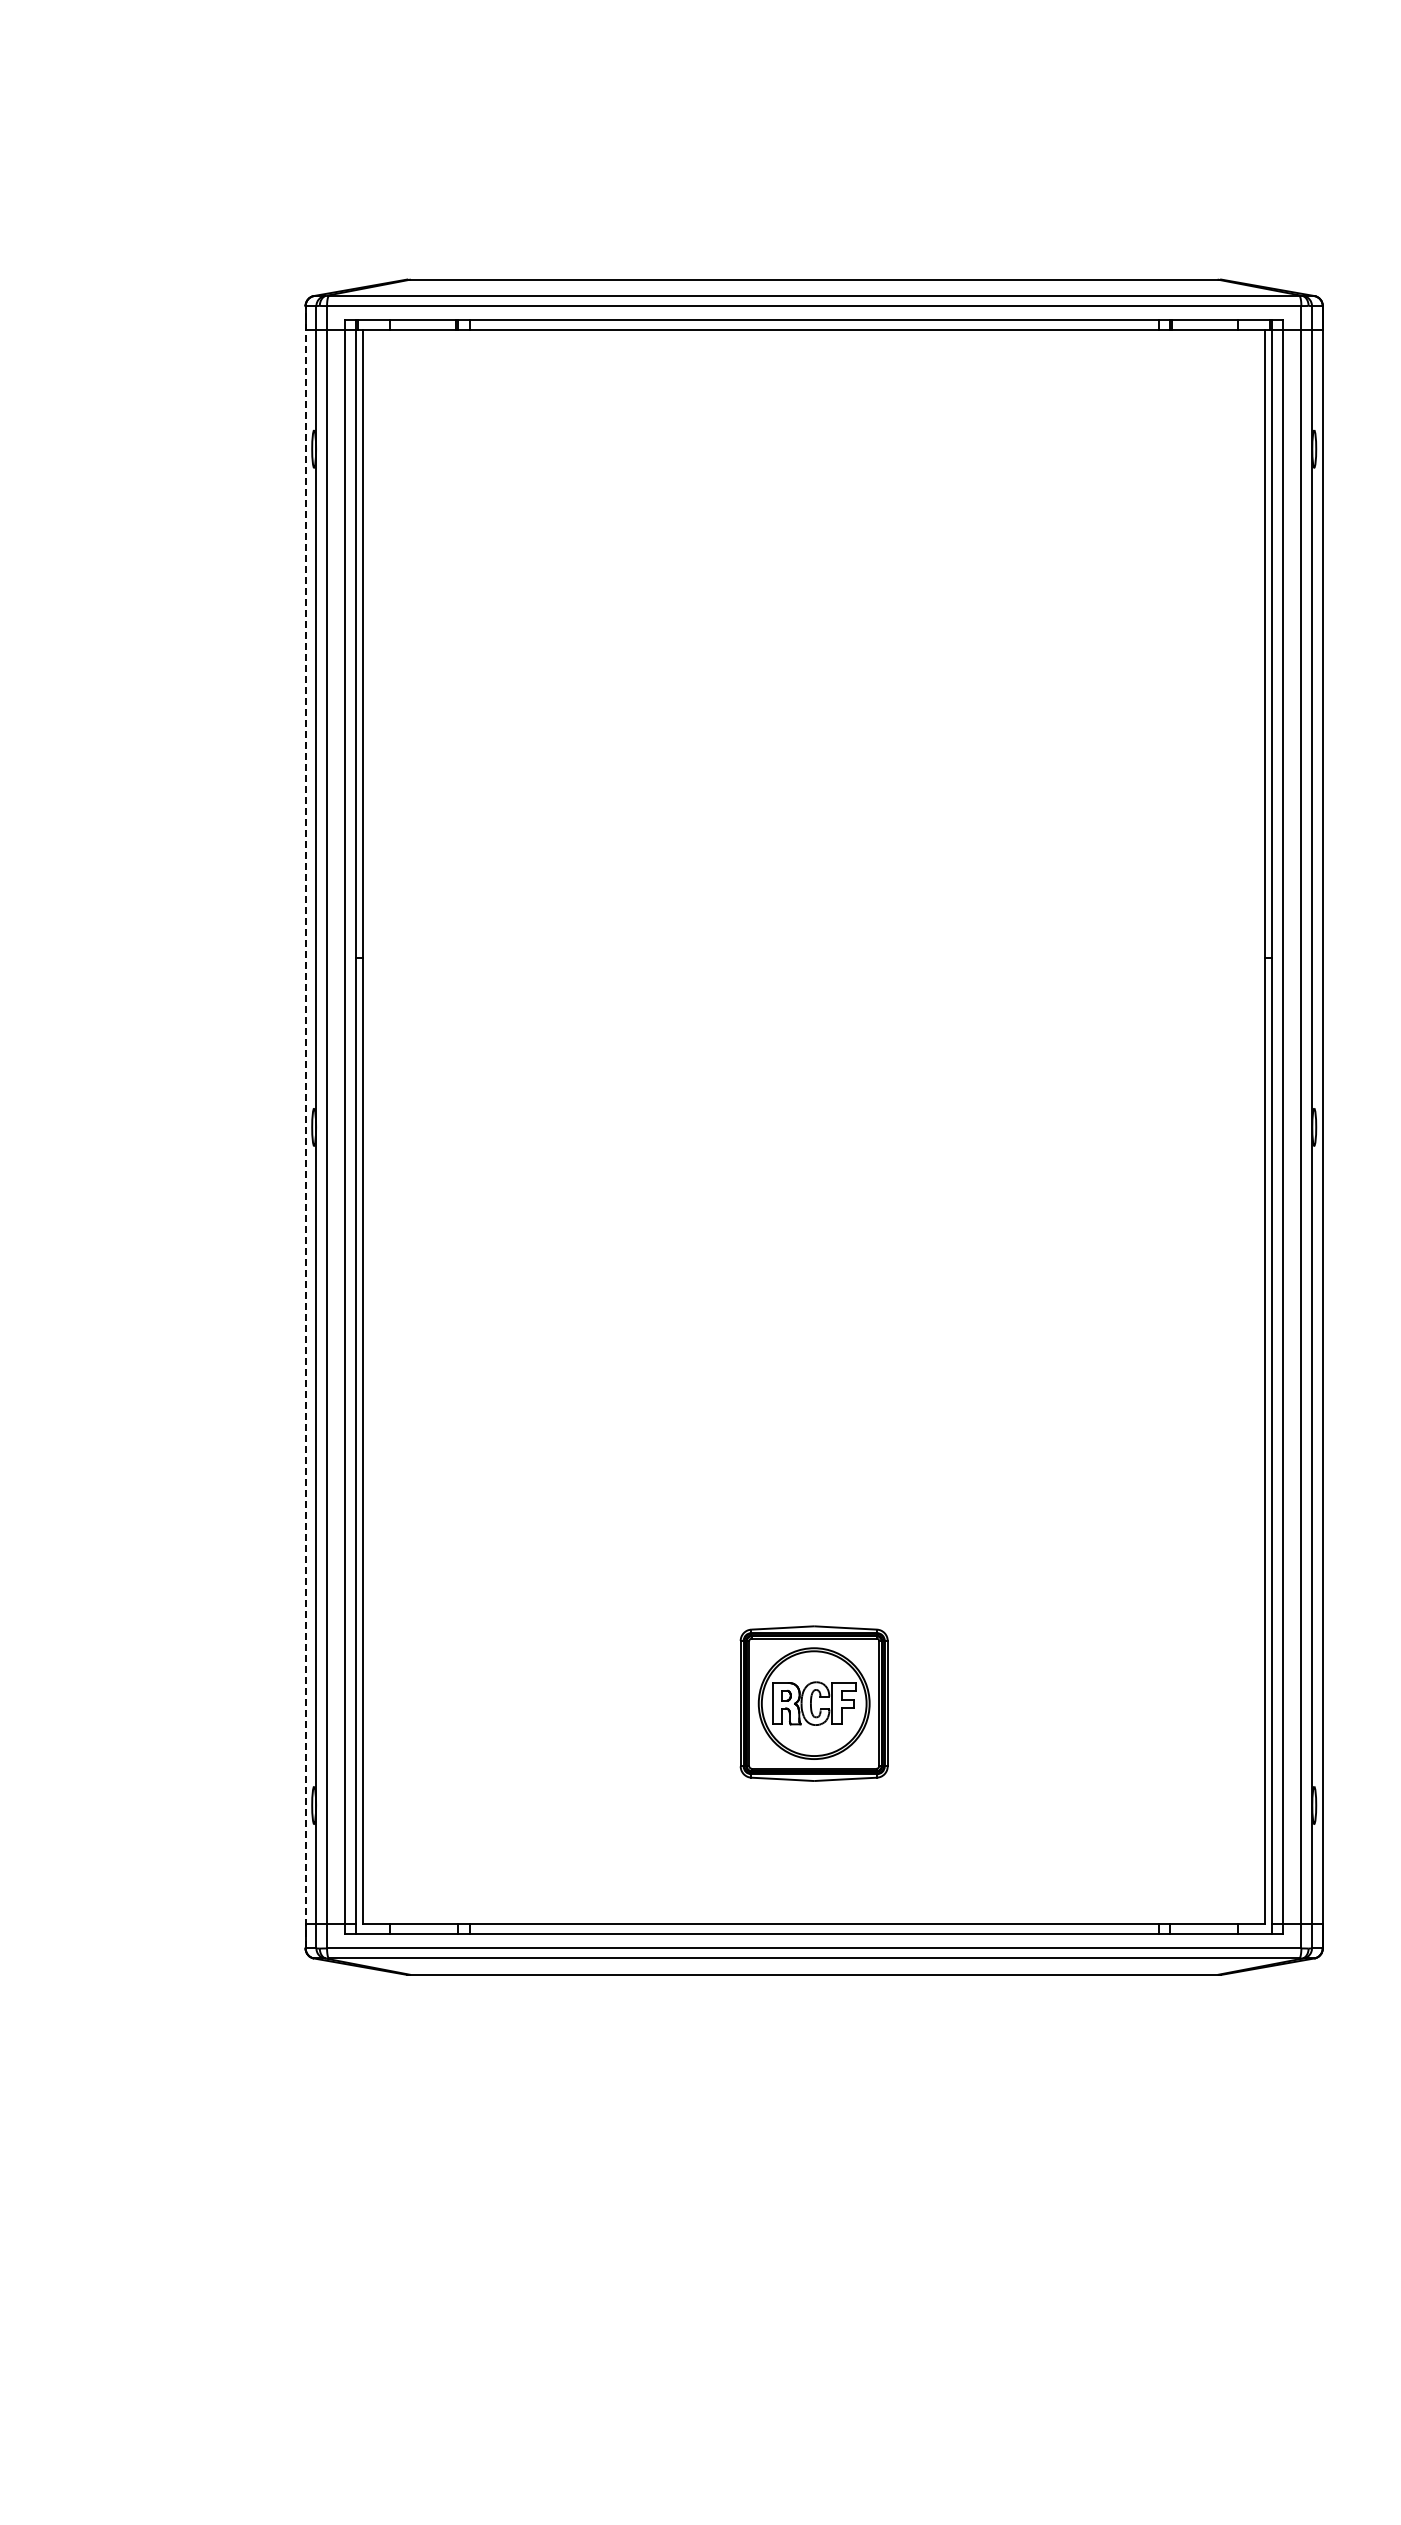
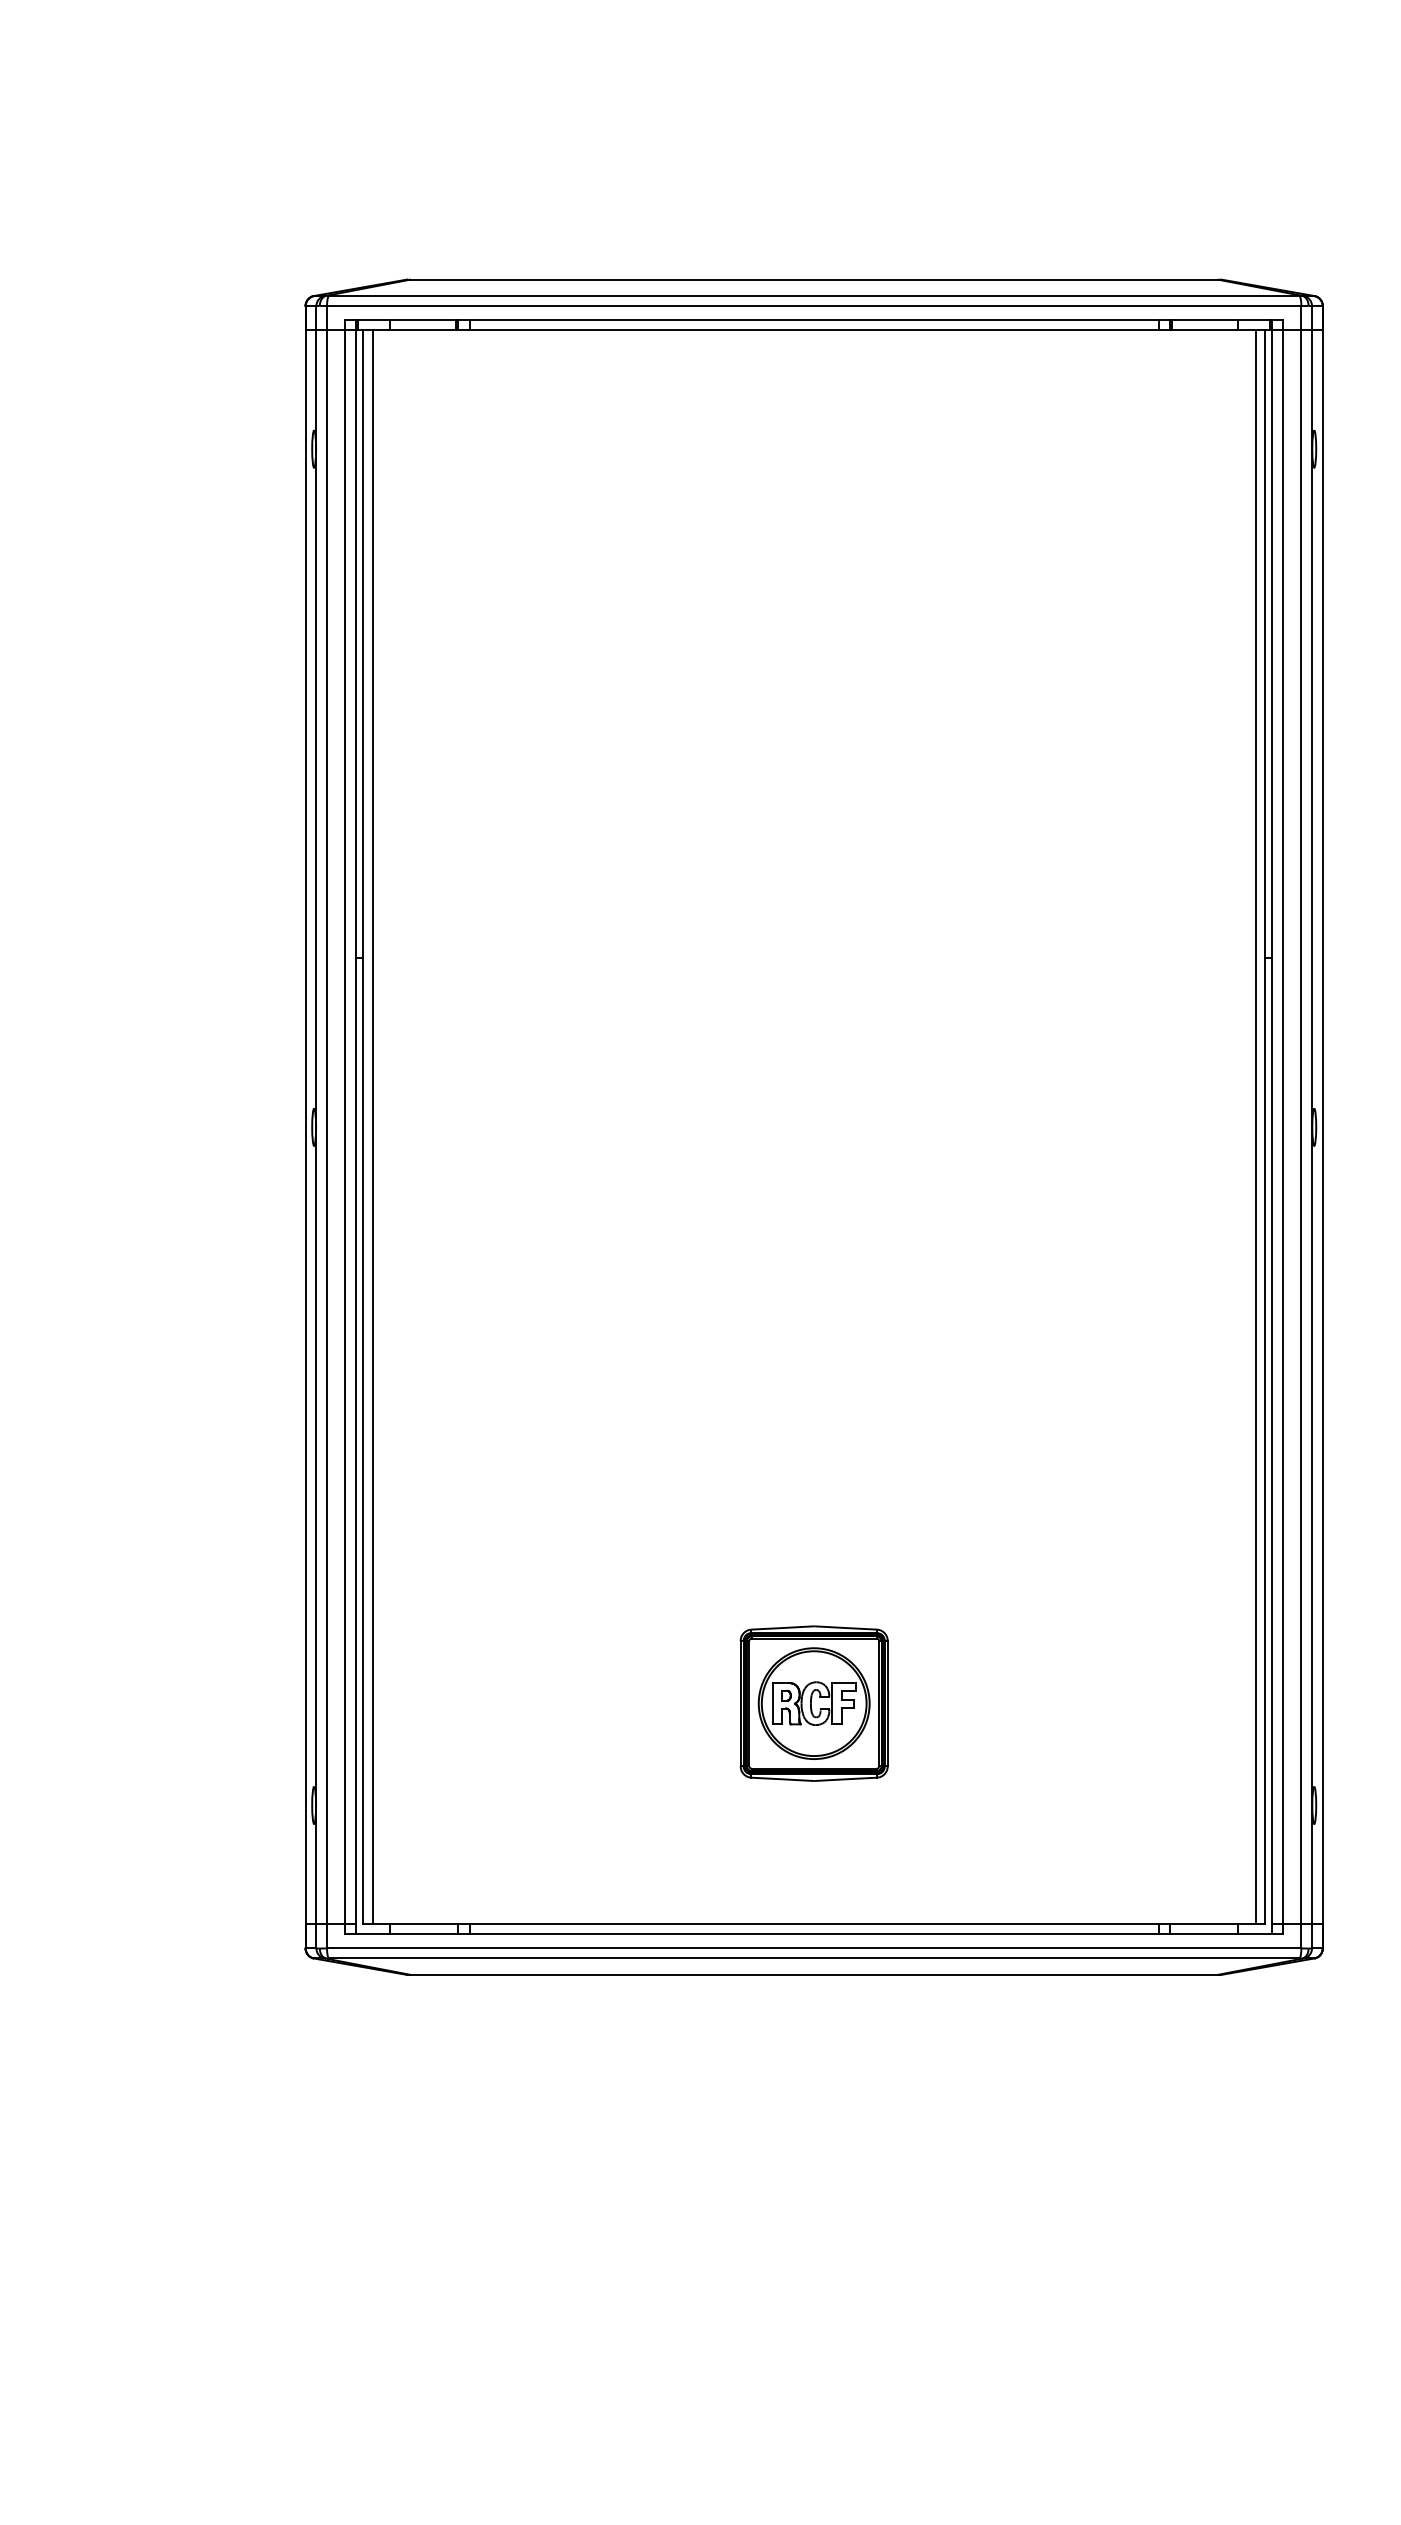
line: dashed -> solid (305, 1126)
line: none -> present (372, 1127)
line: none -> present (1255, 1127)
